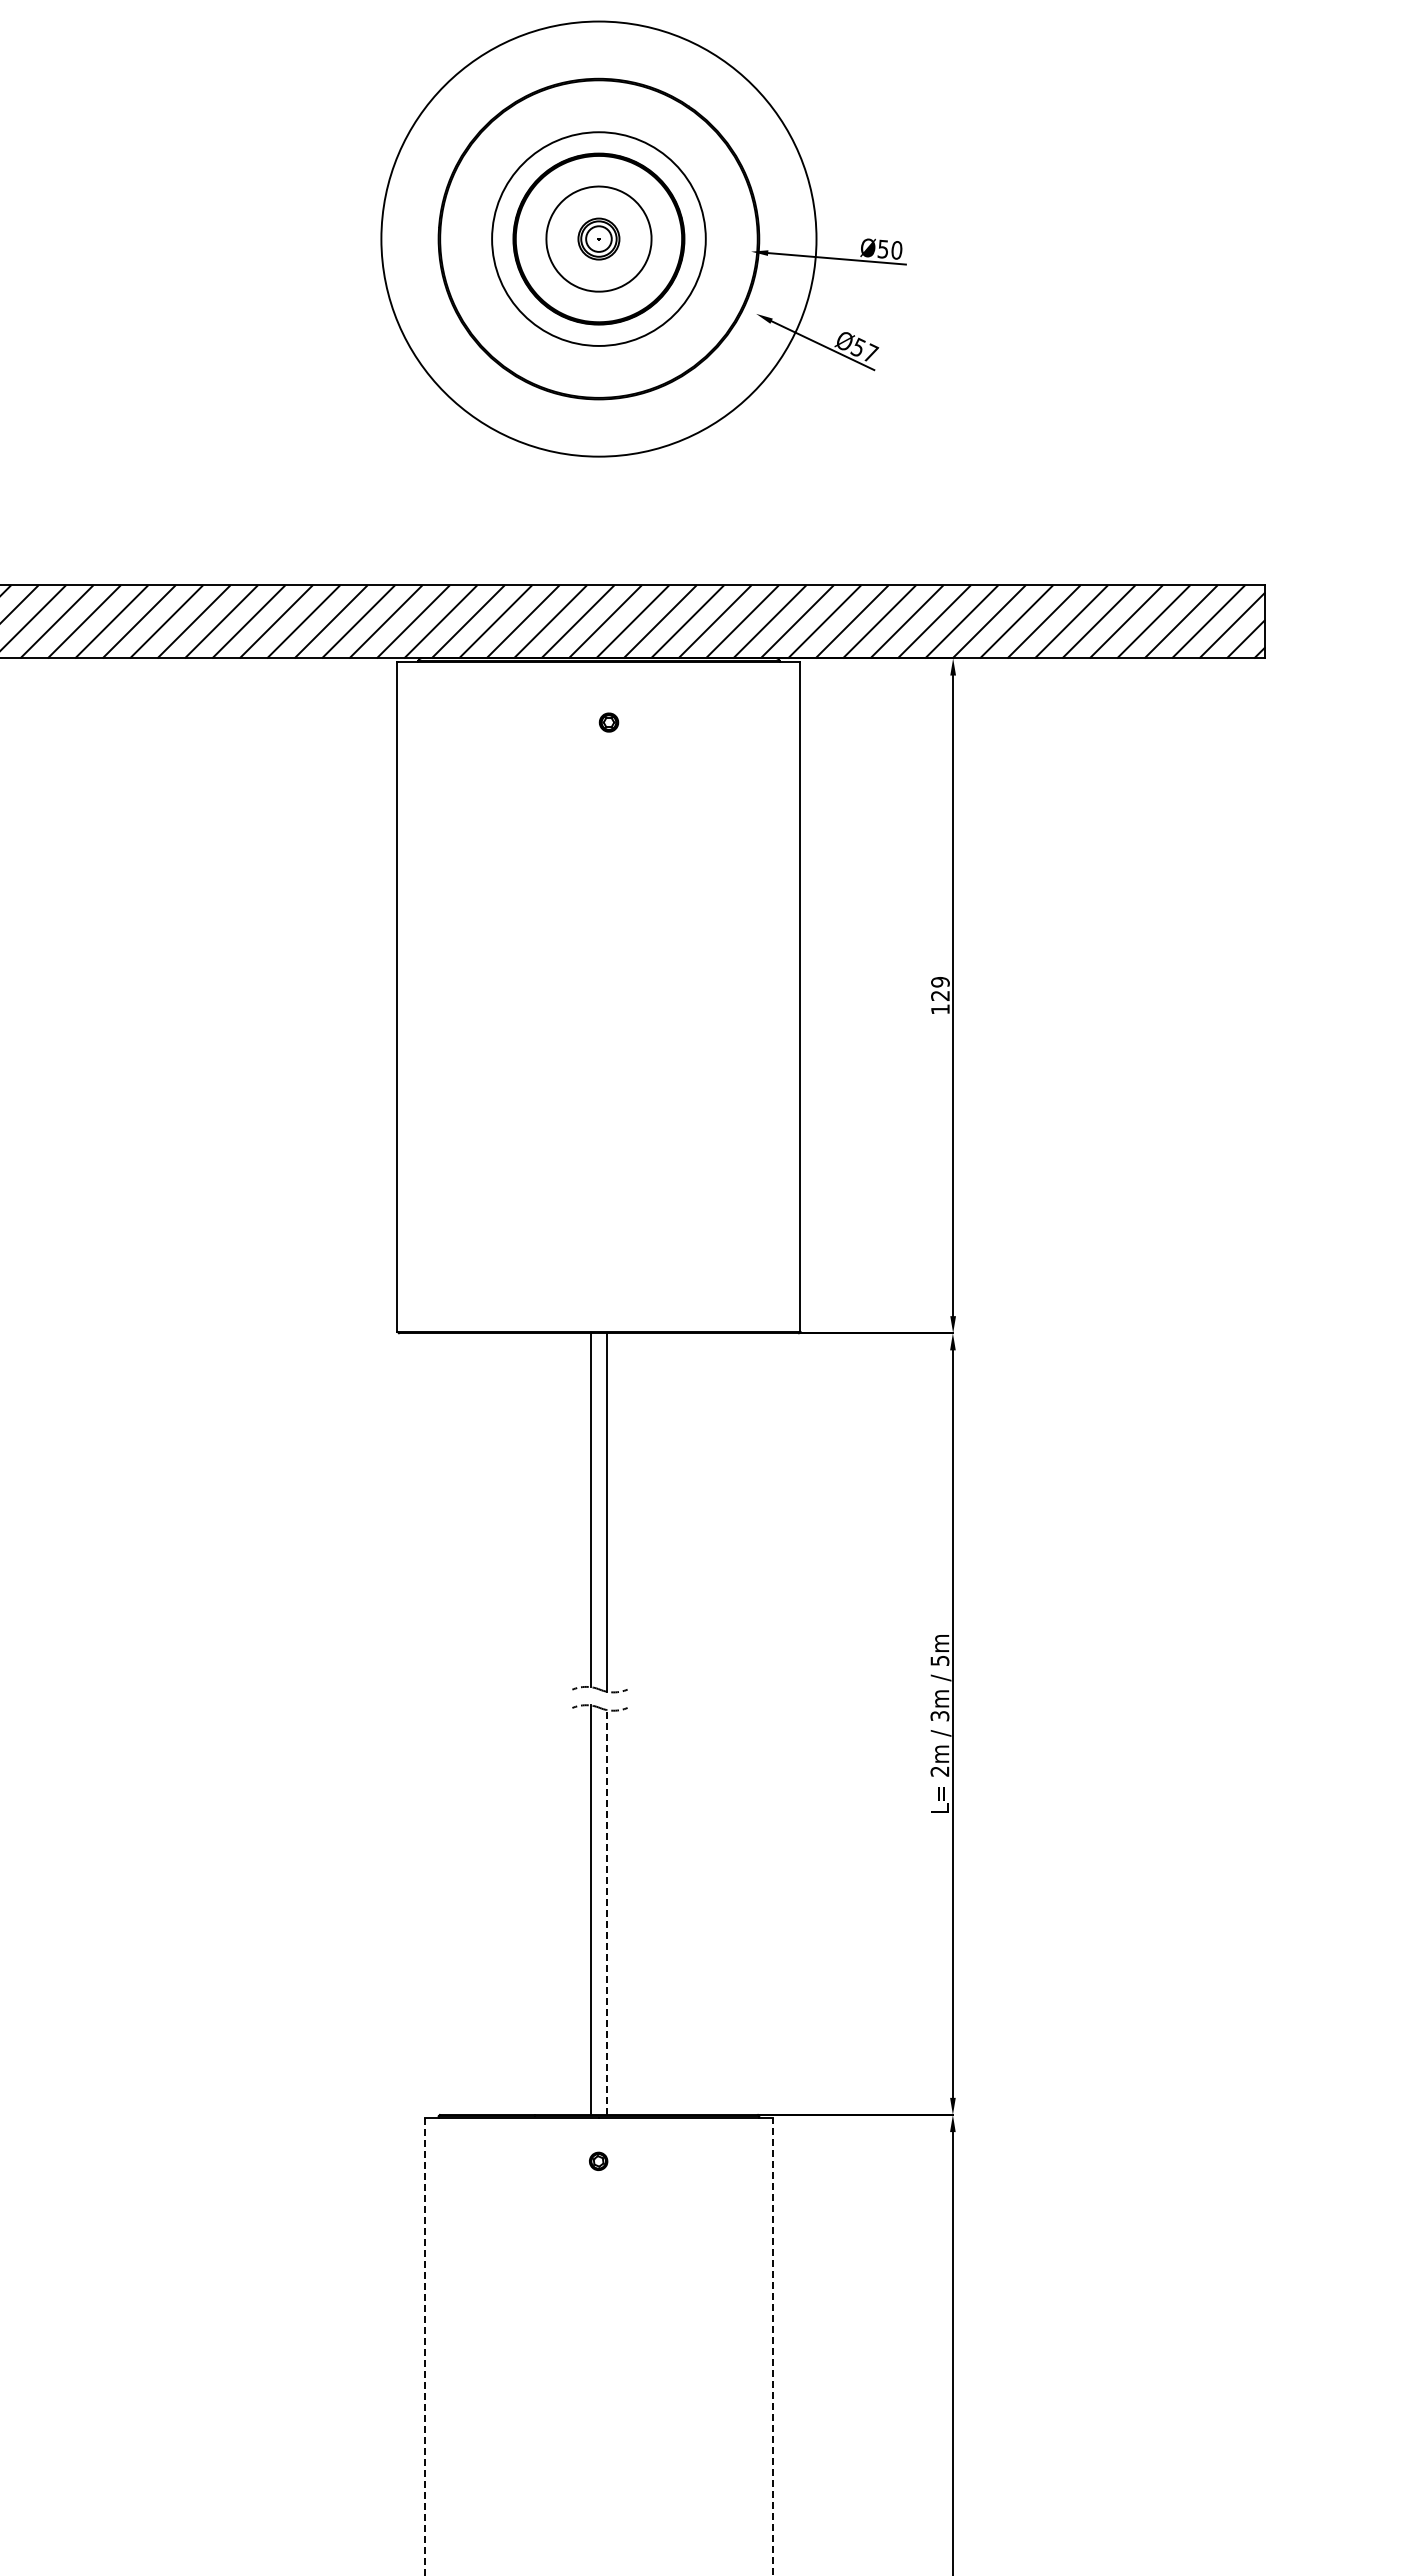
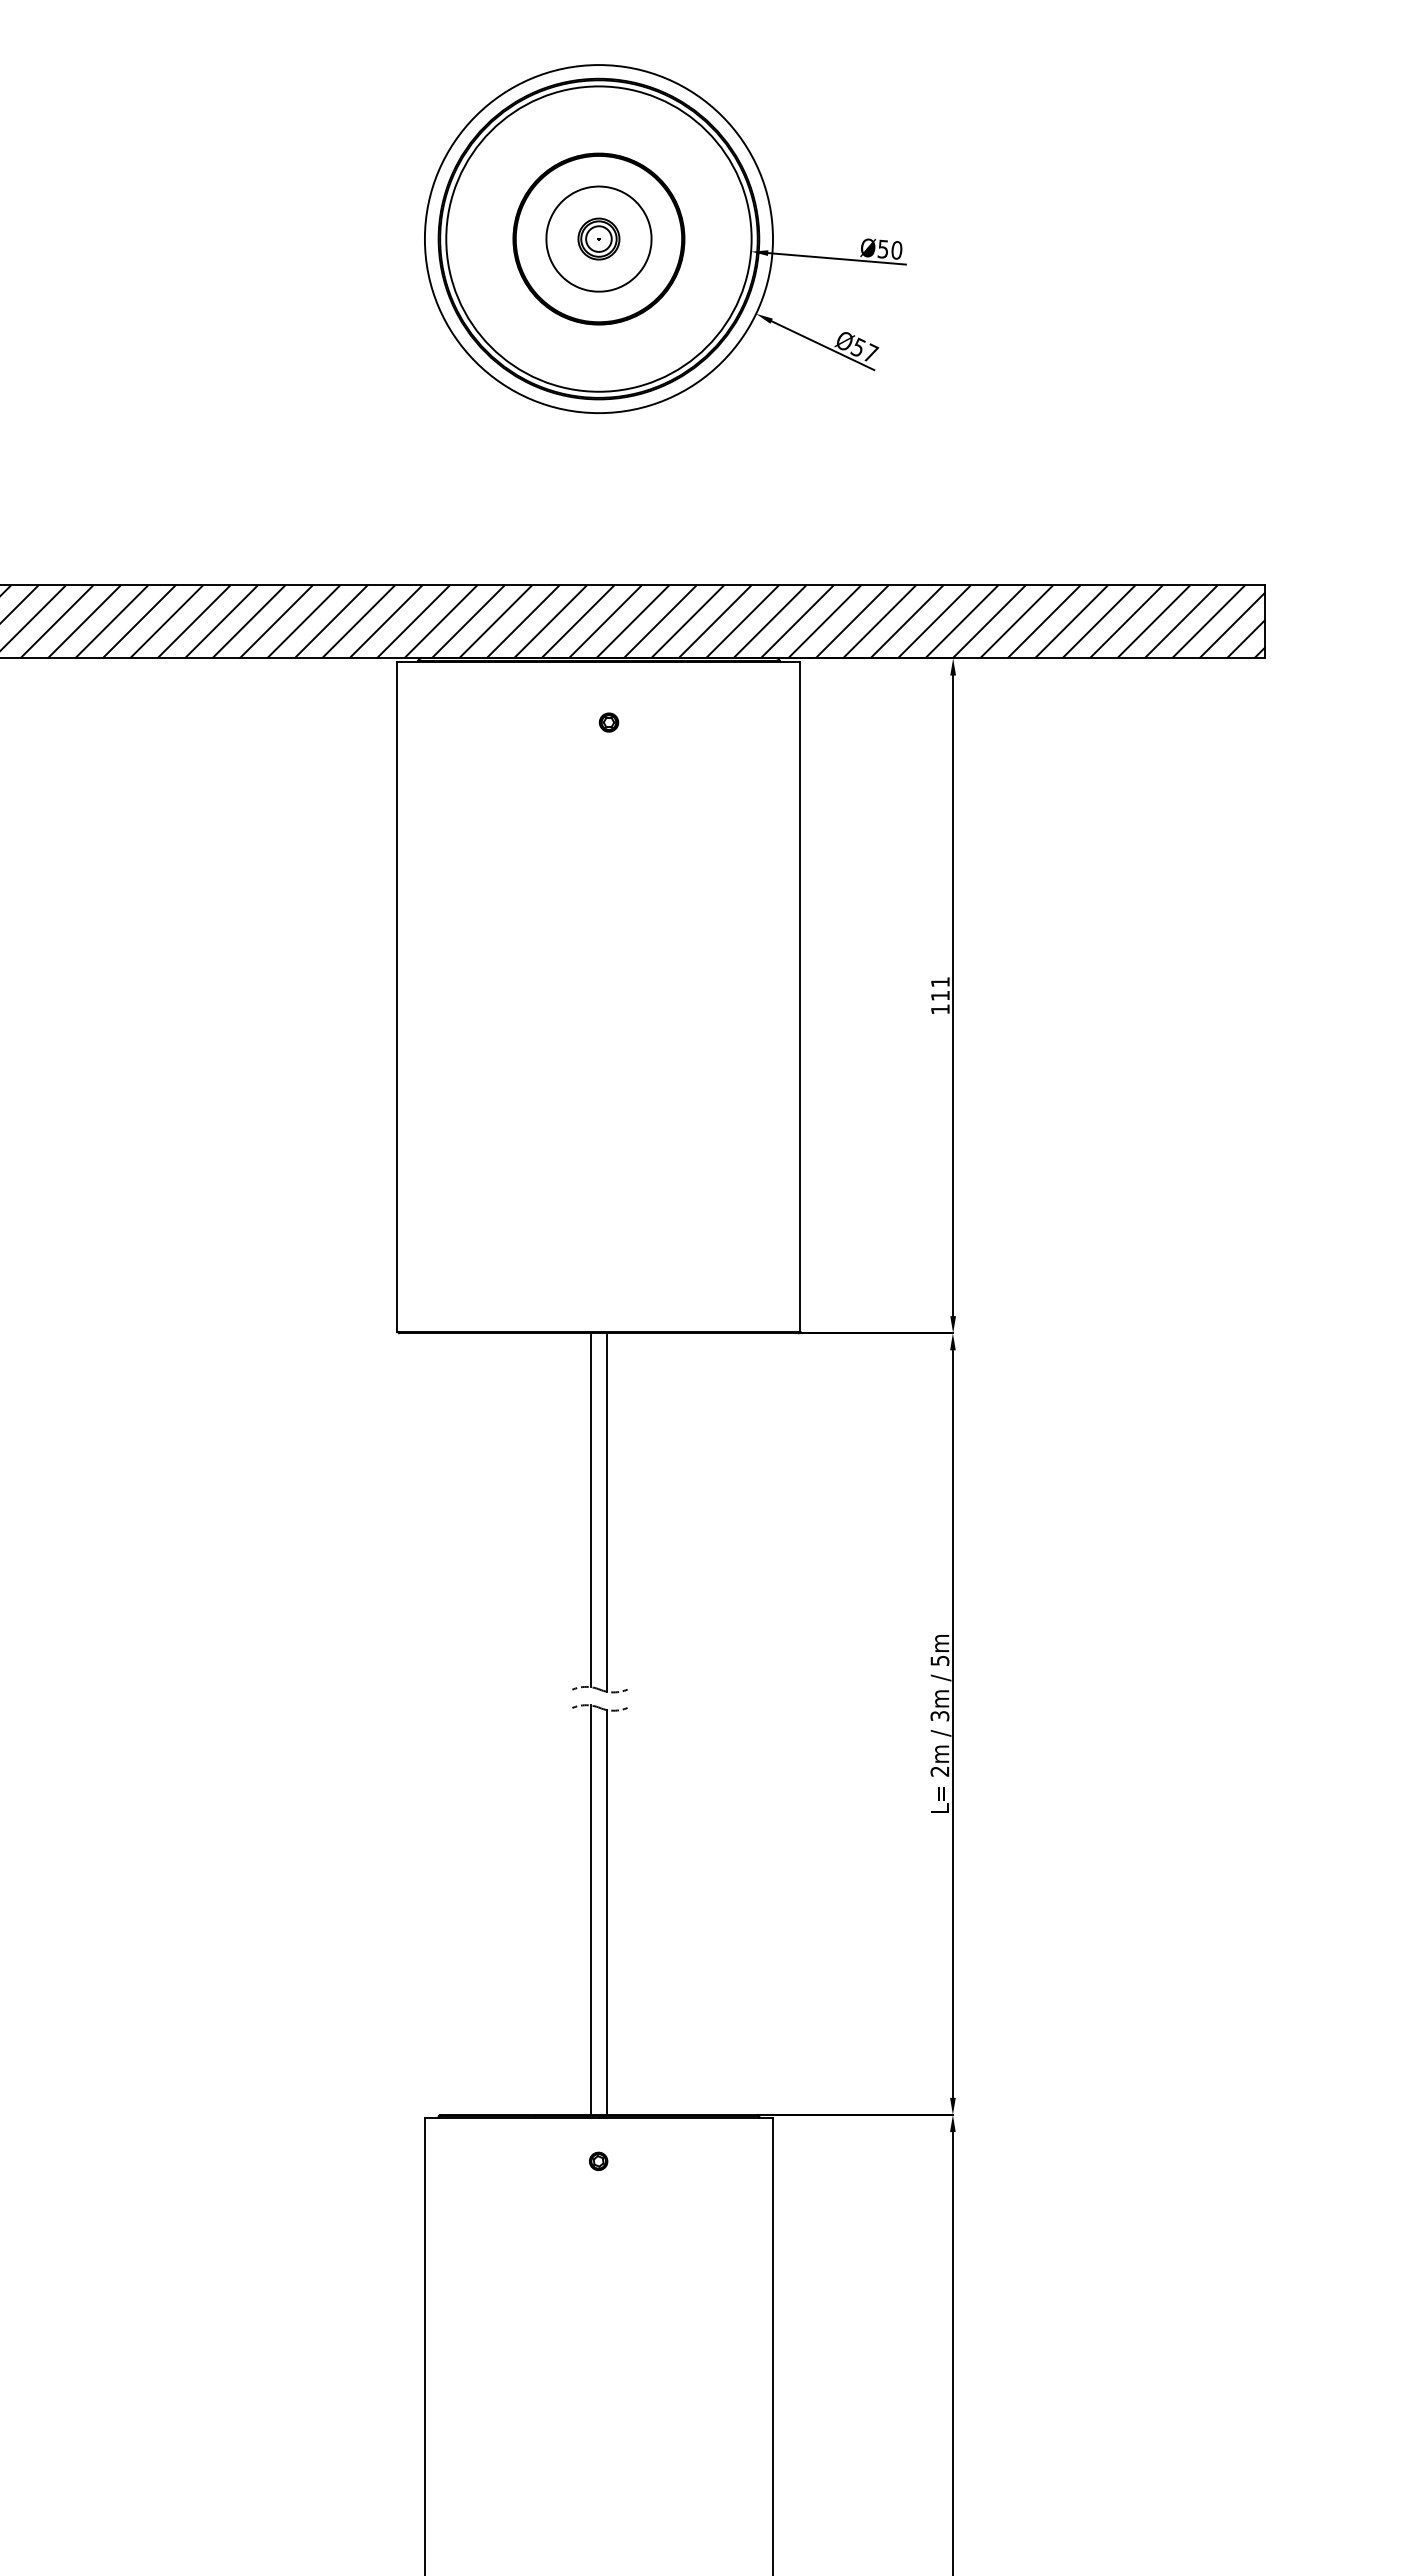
circle diameter: 214 px -> 305 px (598, 238)
circle diameter: 435 px -> 348 px (598, 239)
text: 129 -> 111 (940, 989)
line: dashed -> solid (607, 1912)
line: dashed -> solid (424, 2346)
line: dashed -> solid (773, 2346)
